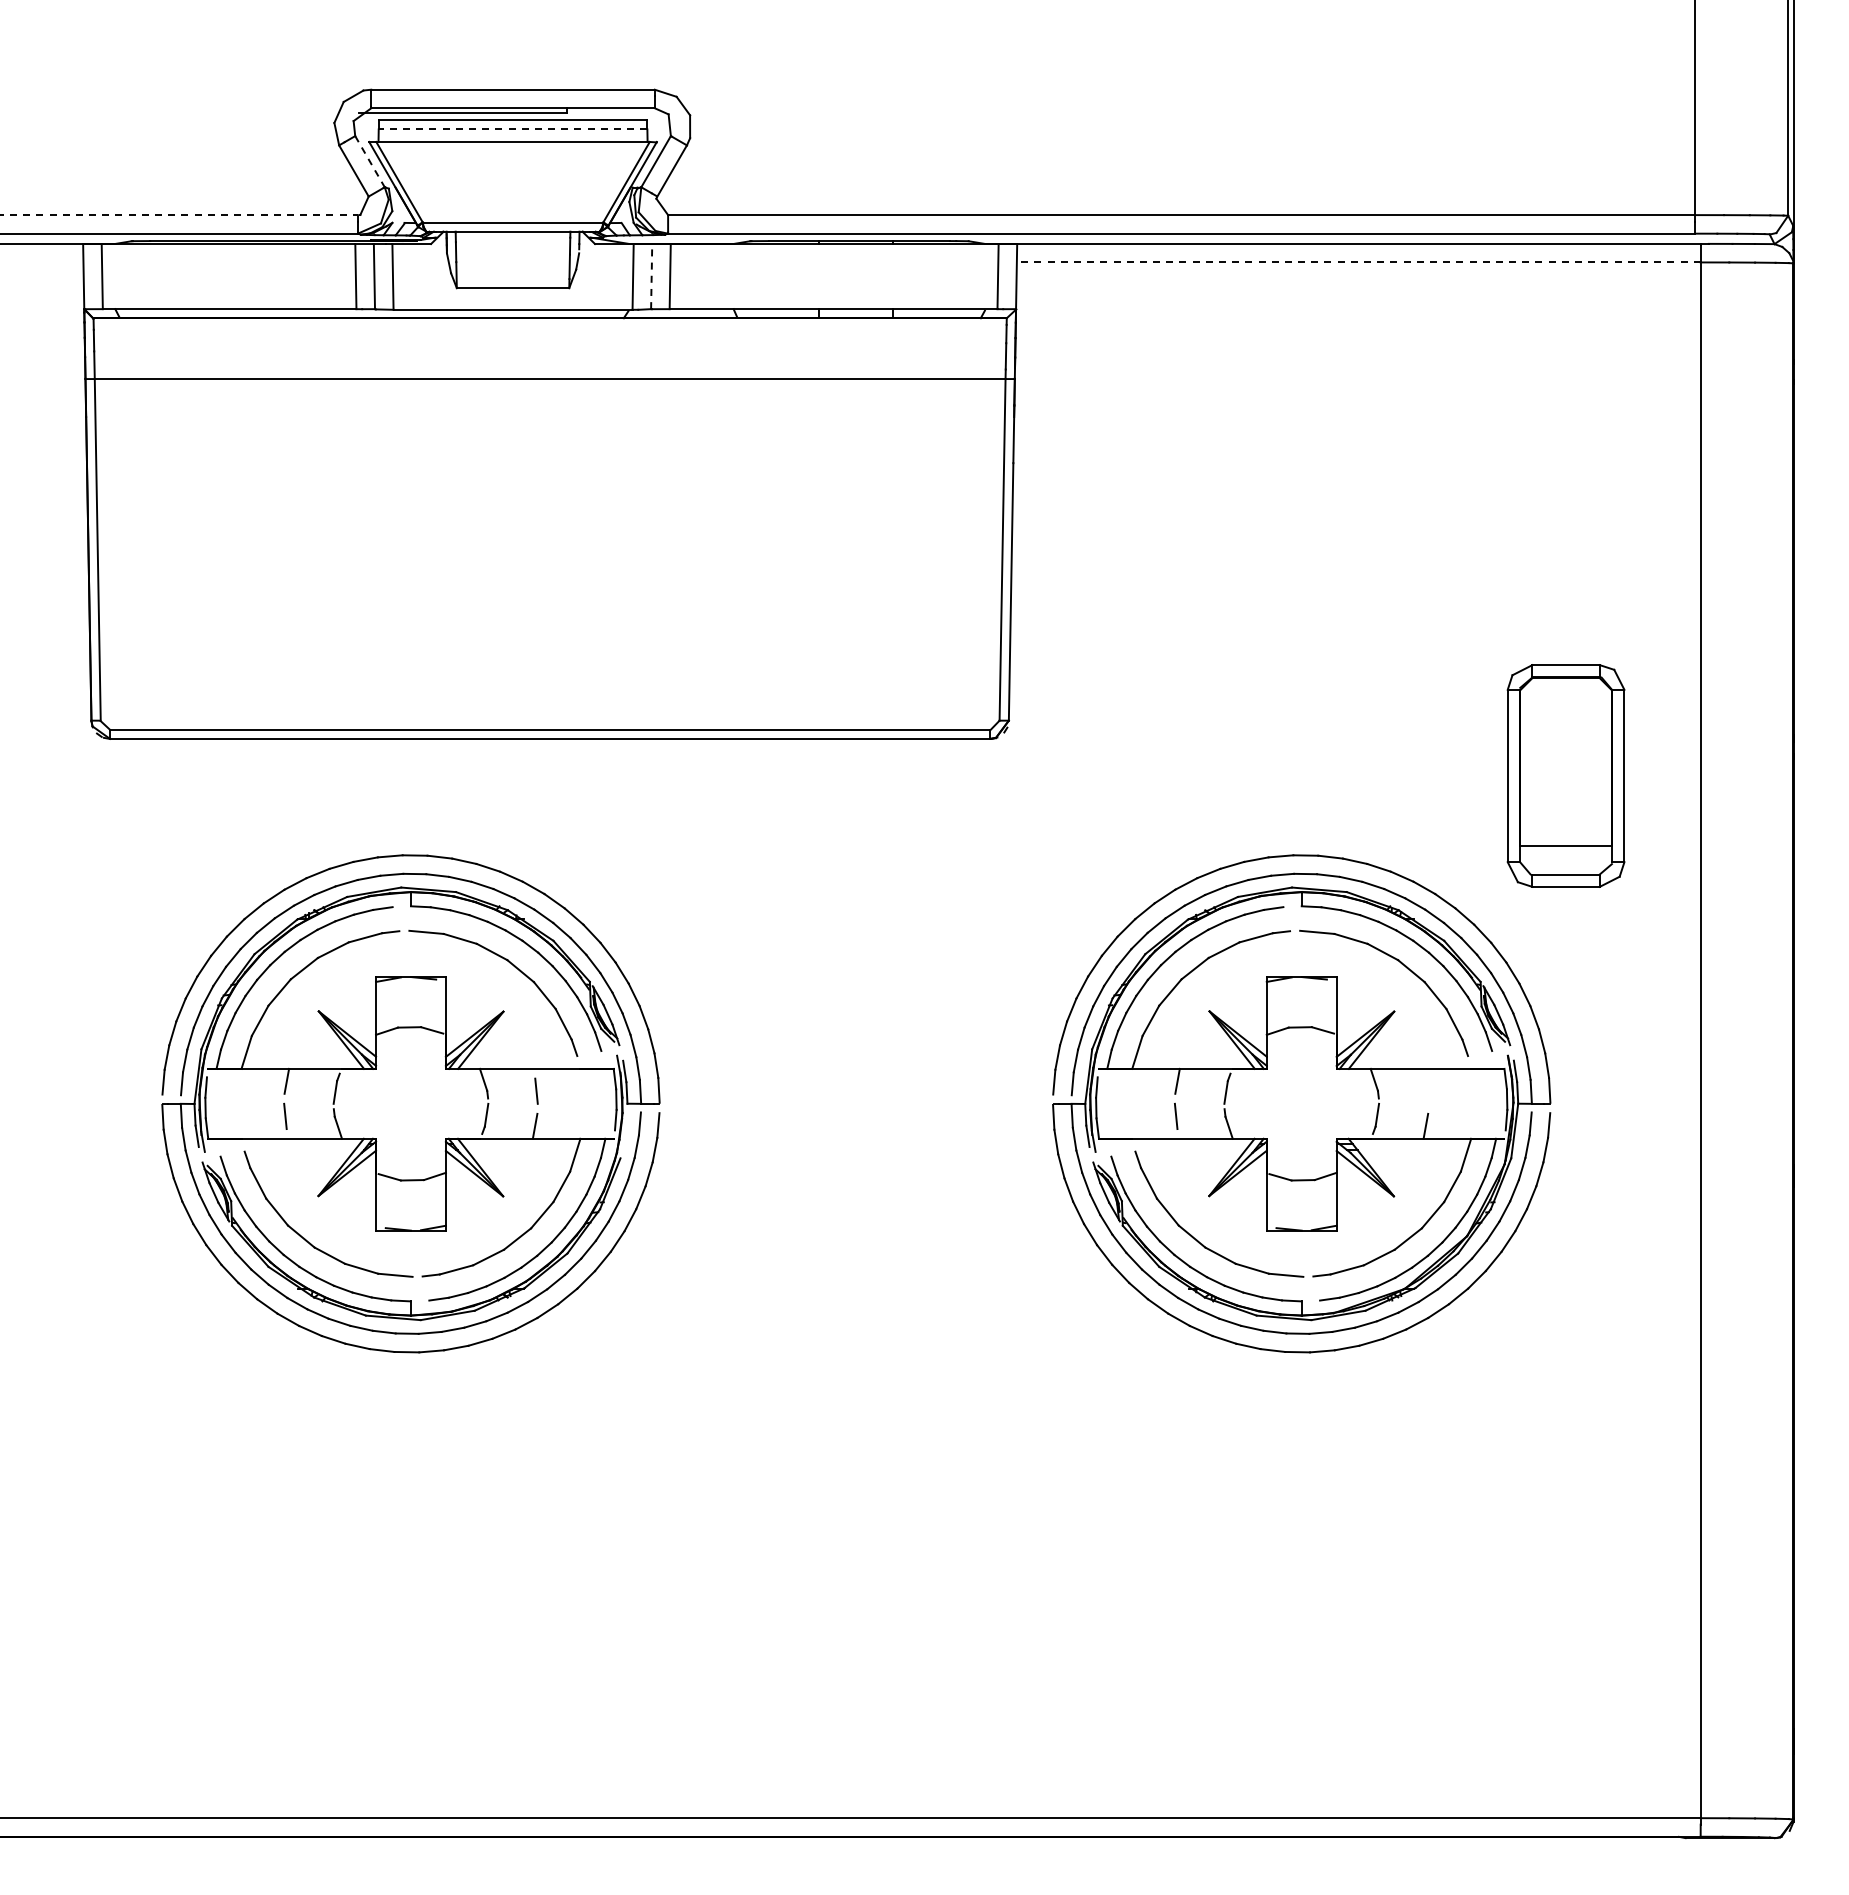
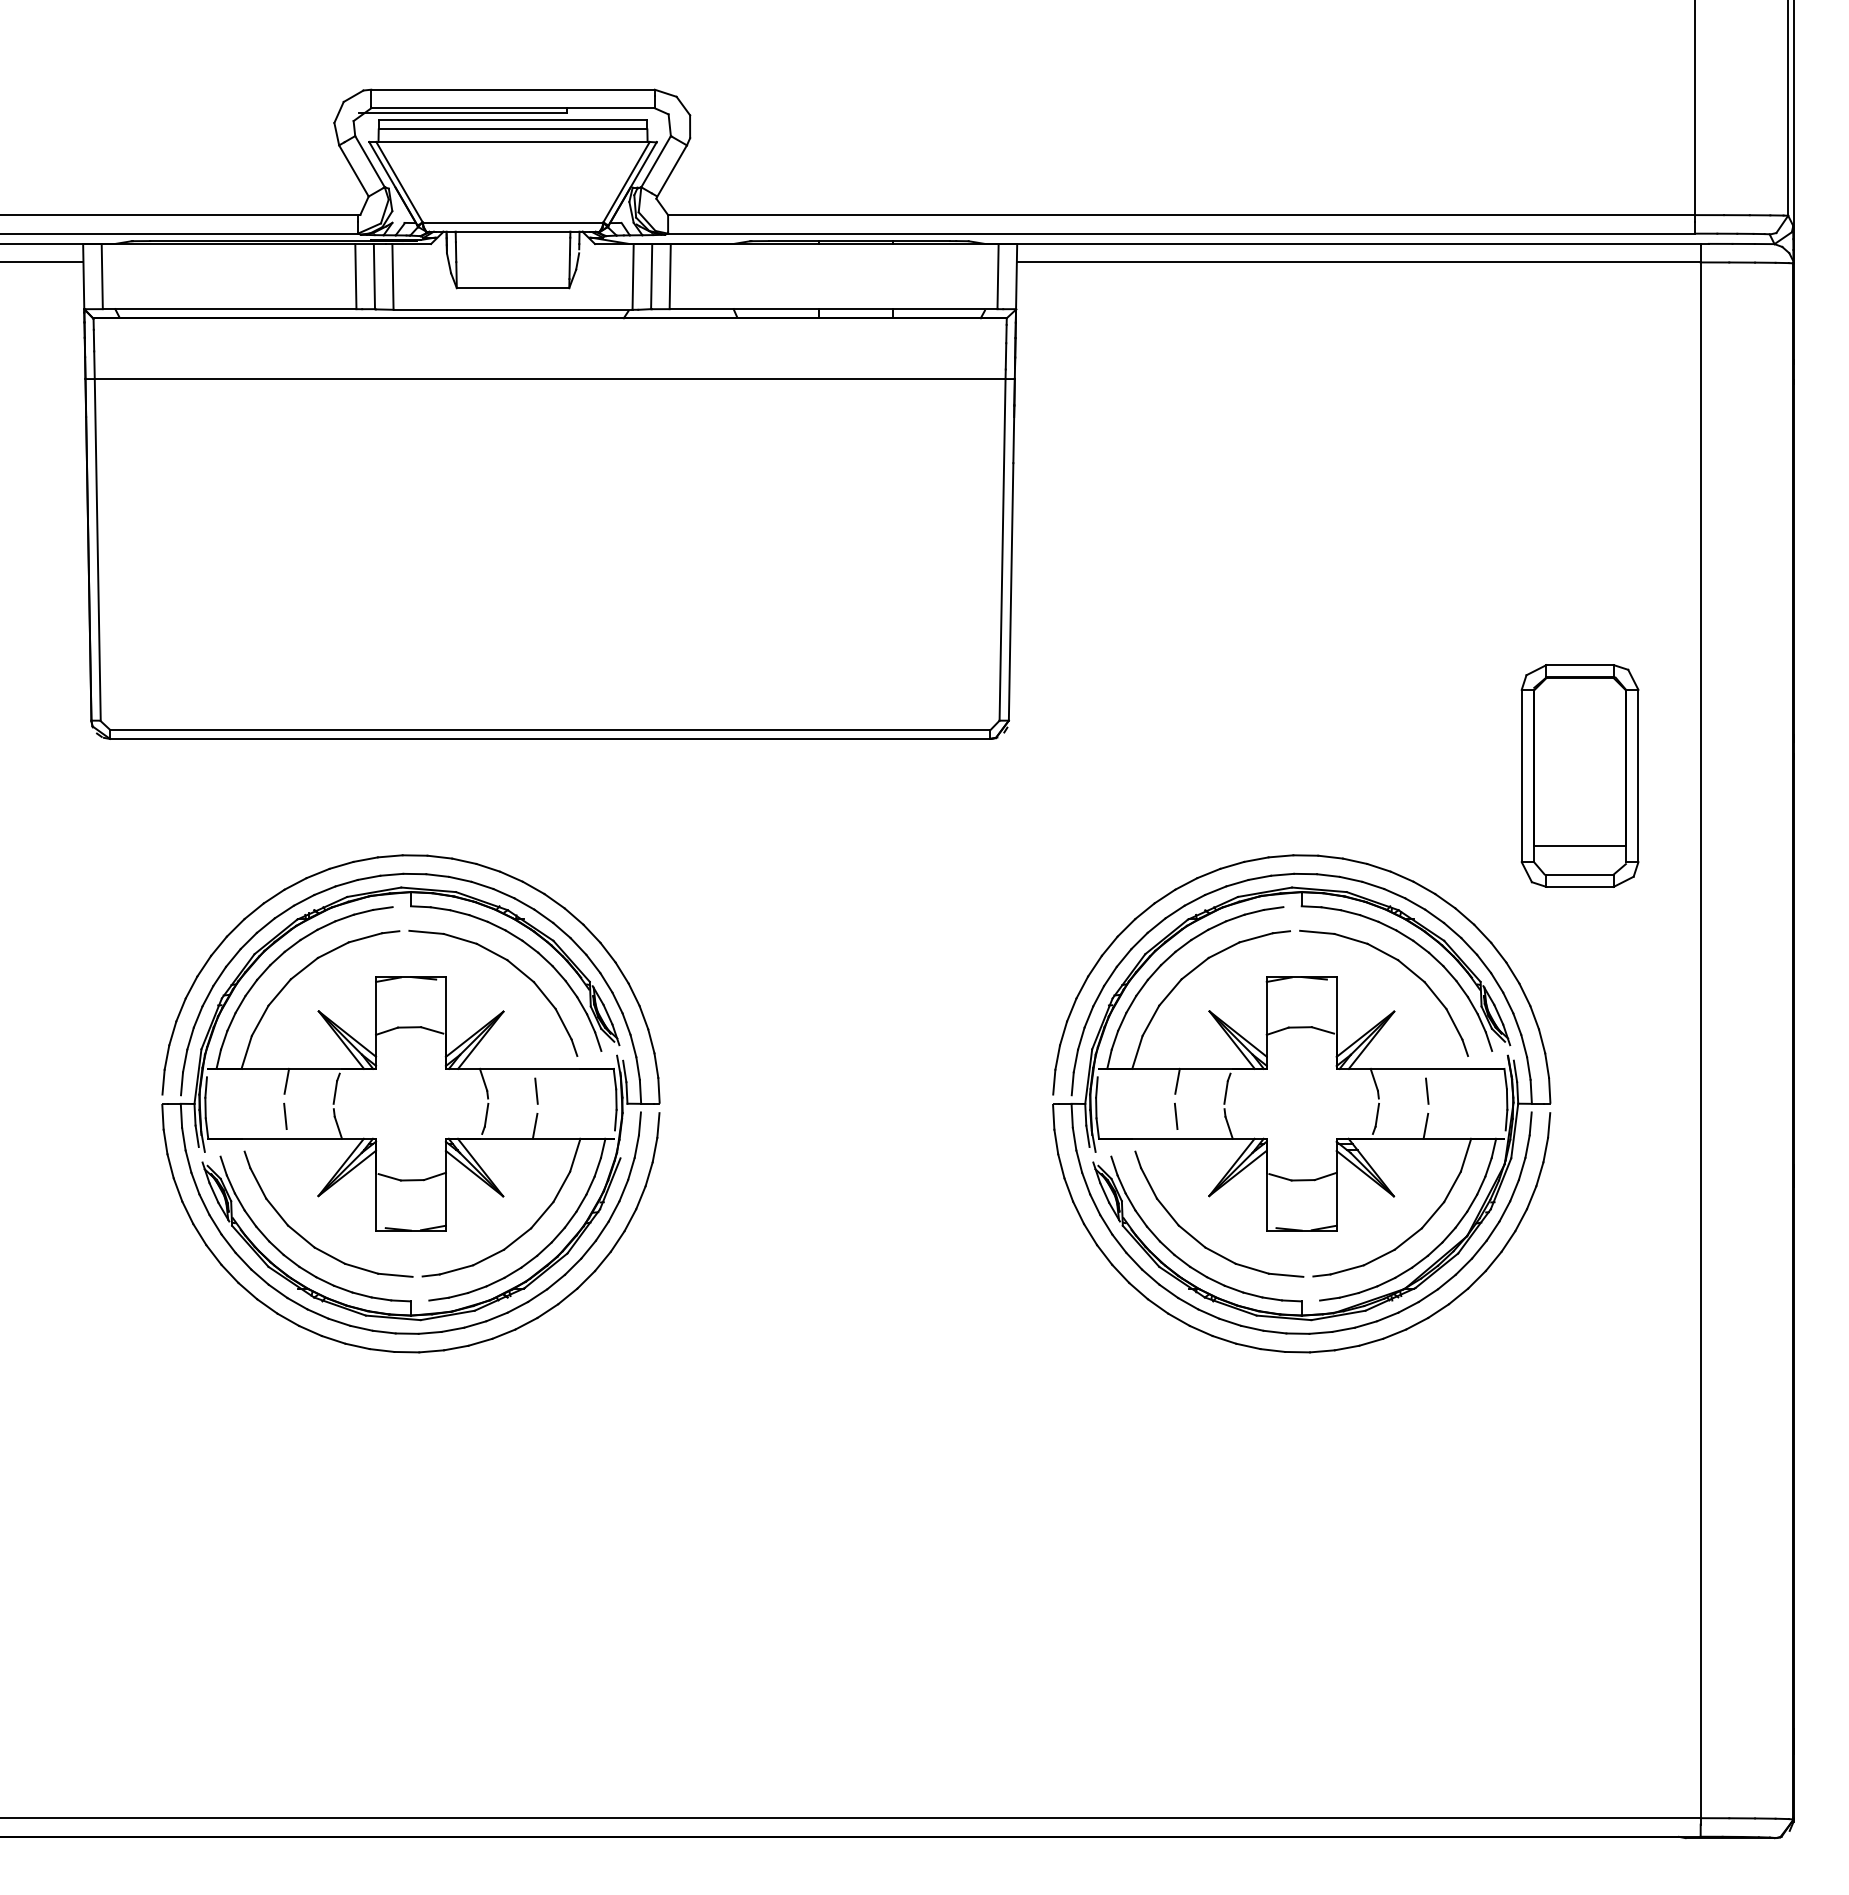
line: dashed -> solid (512, 129)
line: dashed -> solid (370, 161)
line: dashed -> solid (179, 215)
line: none -> present (42, 262)
line: dashed -> solid (1358, 262)
line: dashed -> solid (651, 276)
part position: (1565, 775) -> (1579, 775) (1579, 775)
line: none -> present (1427, 1090)
